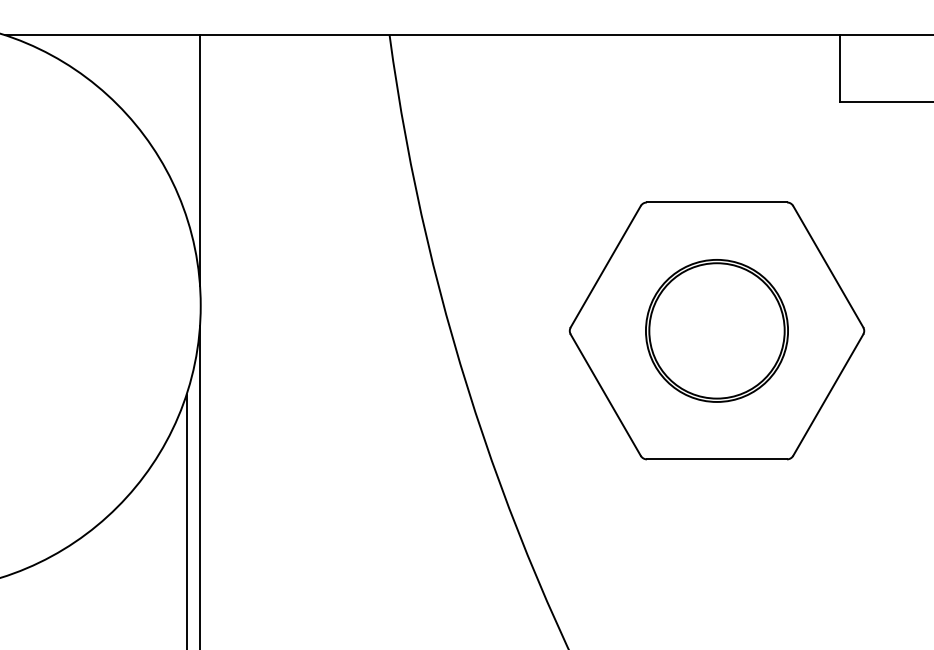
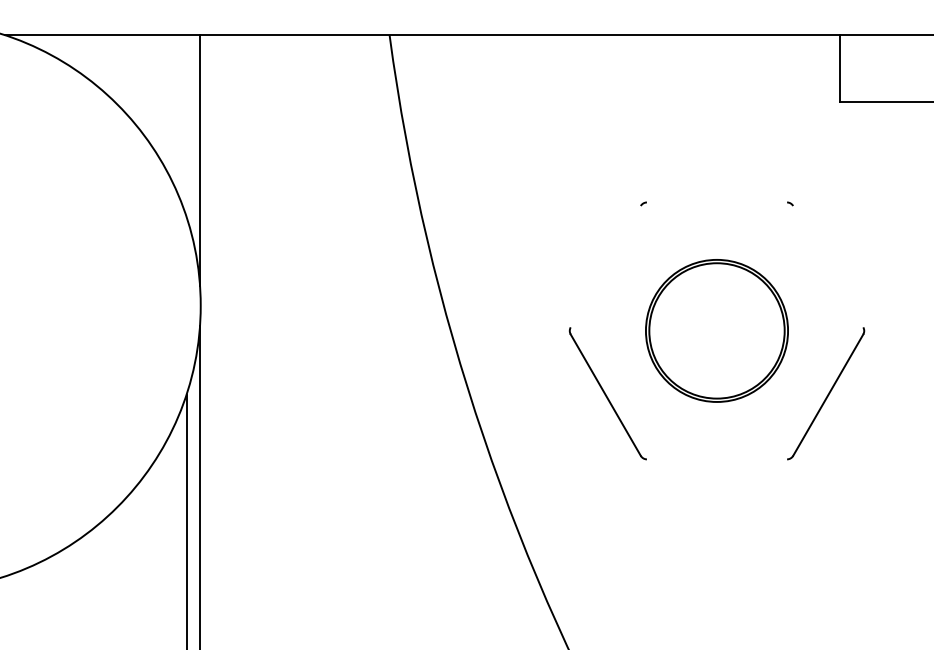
line: present -> none (716, 202)
line: present -> none (605, 266)
line: present -> none (828, 266)
line: present -> none (716, 459)
